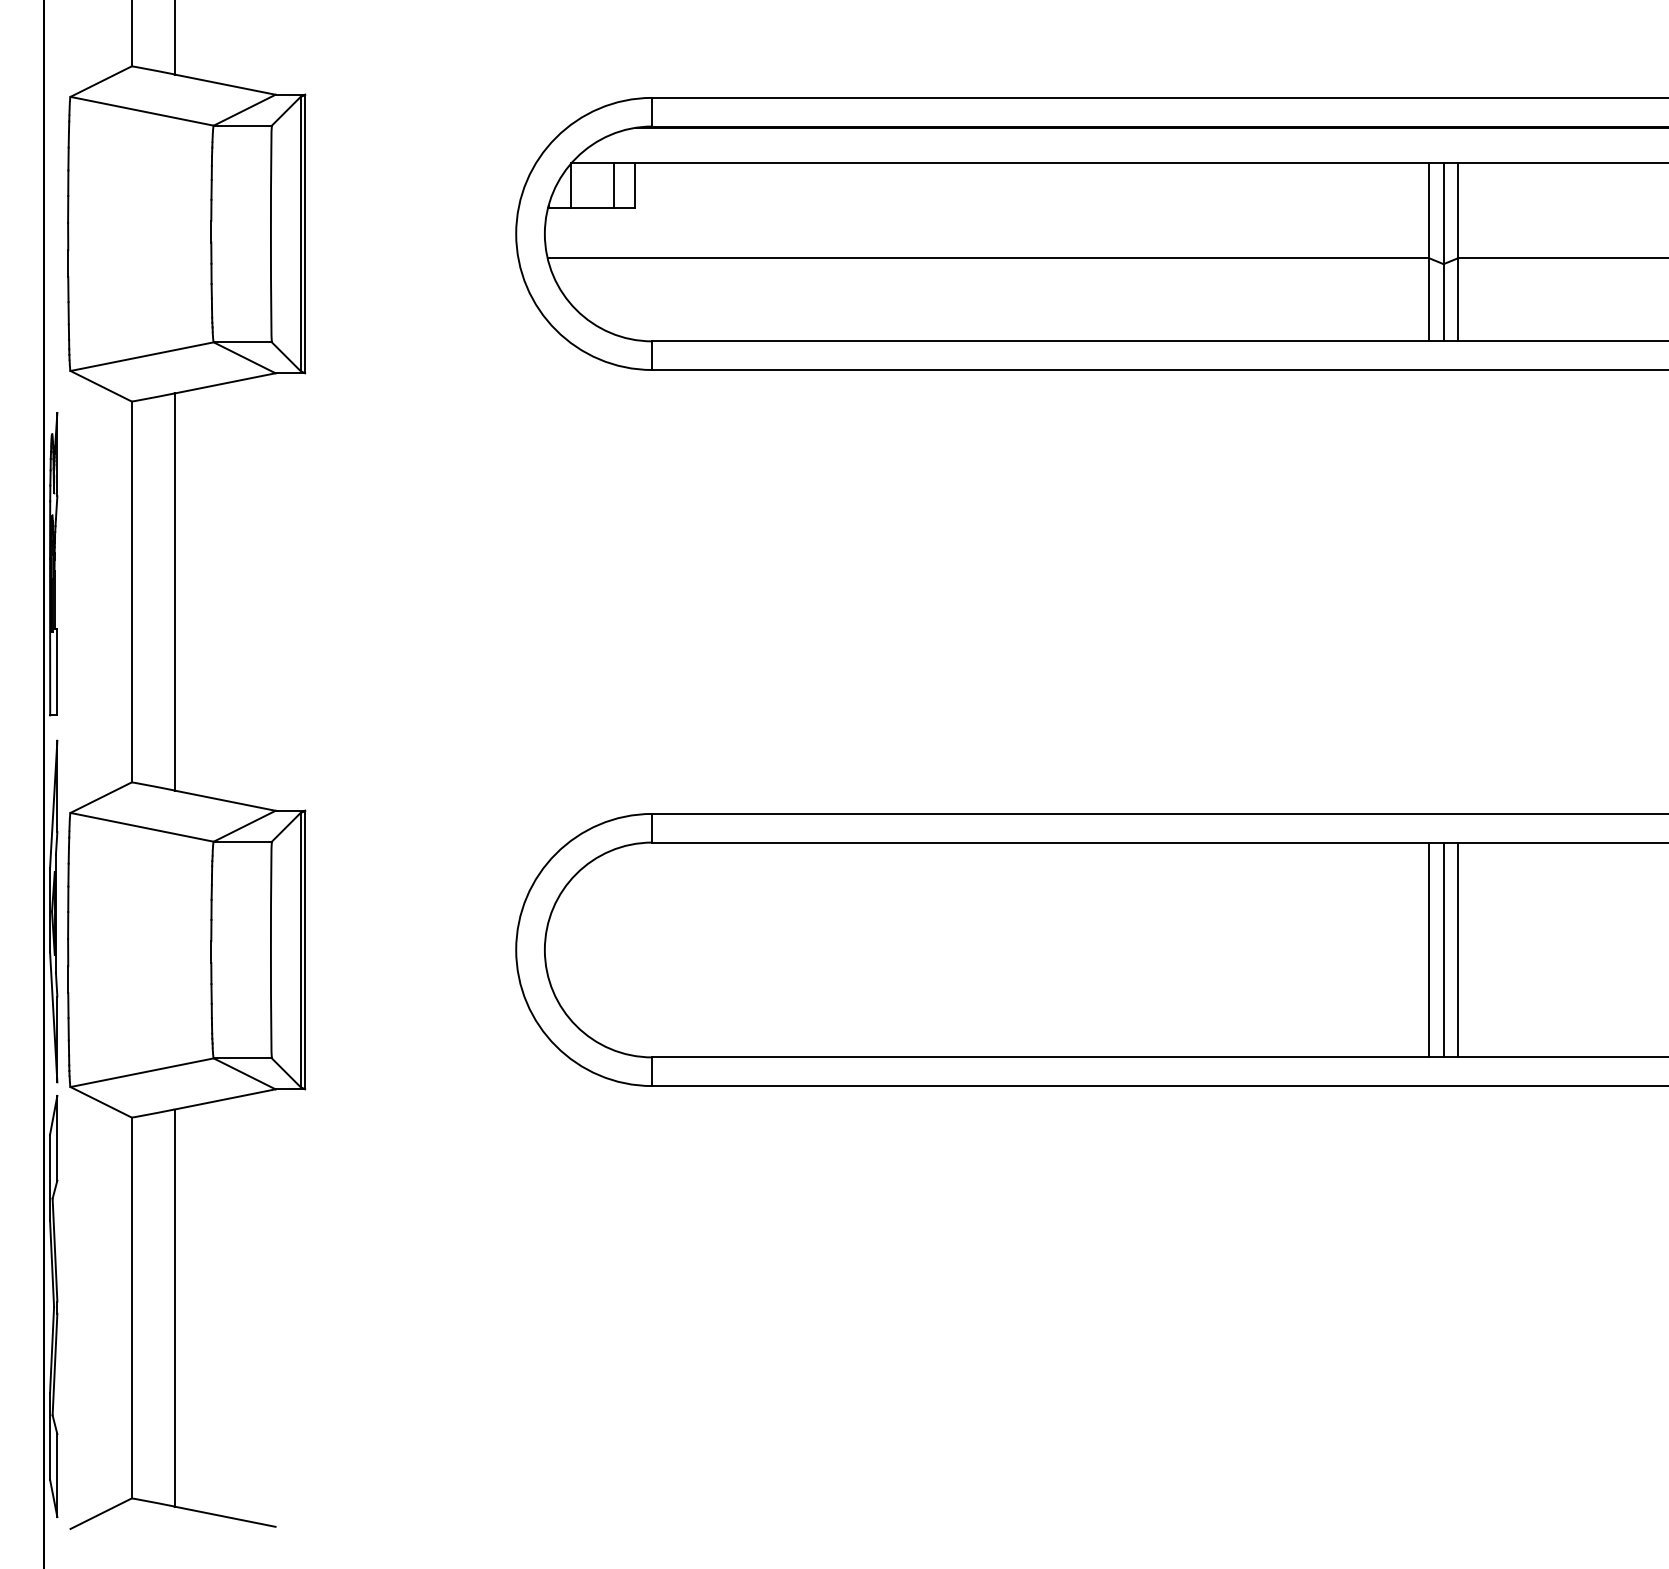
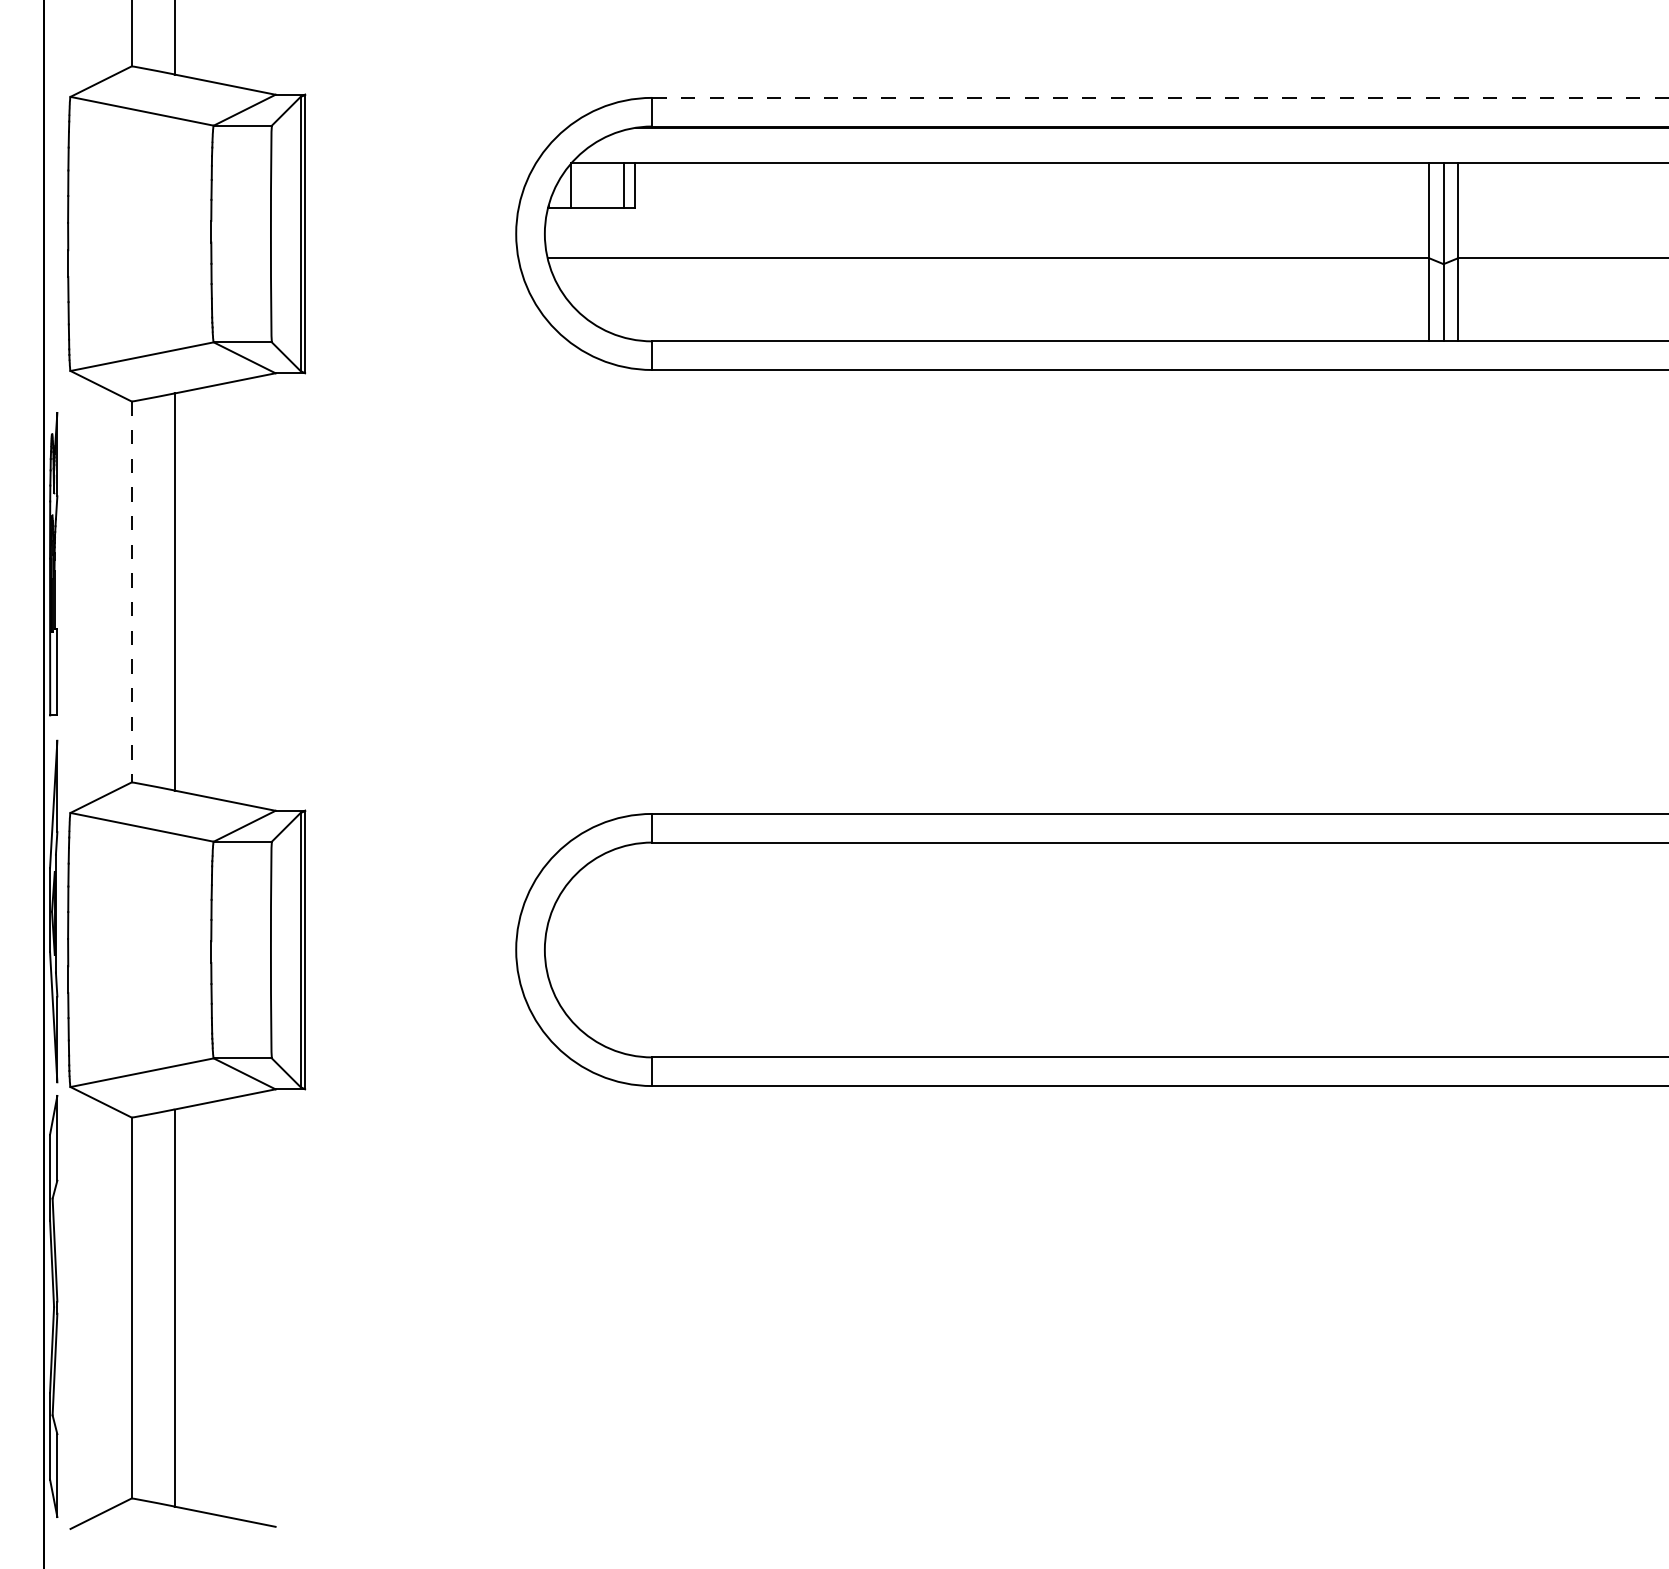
line: solid -> dashed (1161, 97)
line position: (614, 185) -> (624, 185) (624, 185)
line: solid -> dashed (131, 592)
line: present -> none (1429, 949)
line: present -> none (1443, 949)
line: present -> none (1457, 949)
